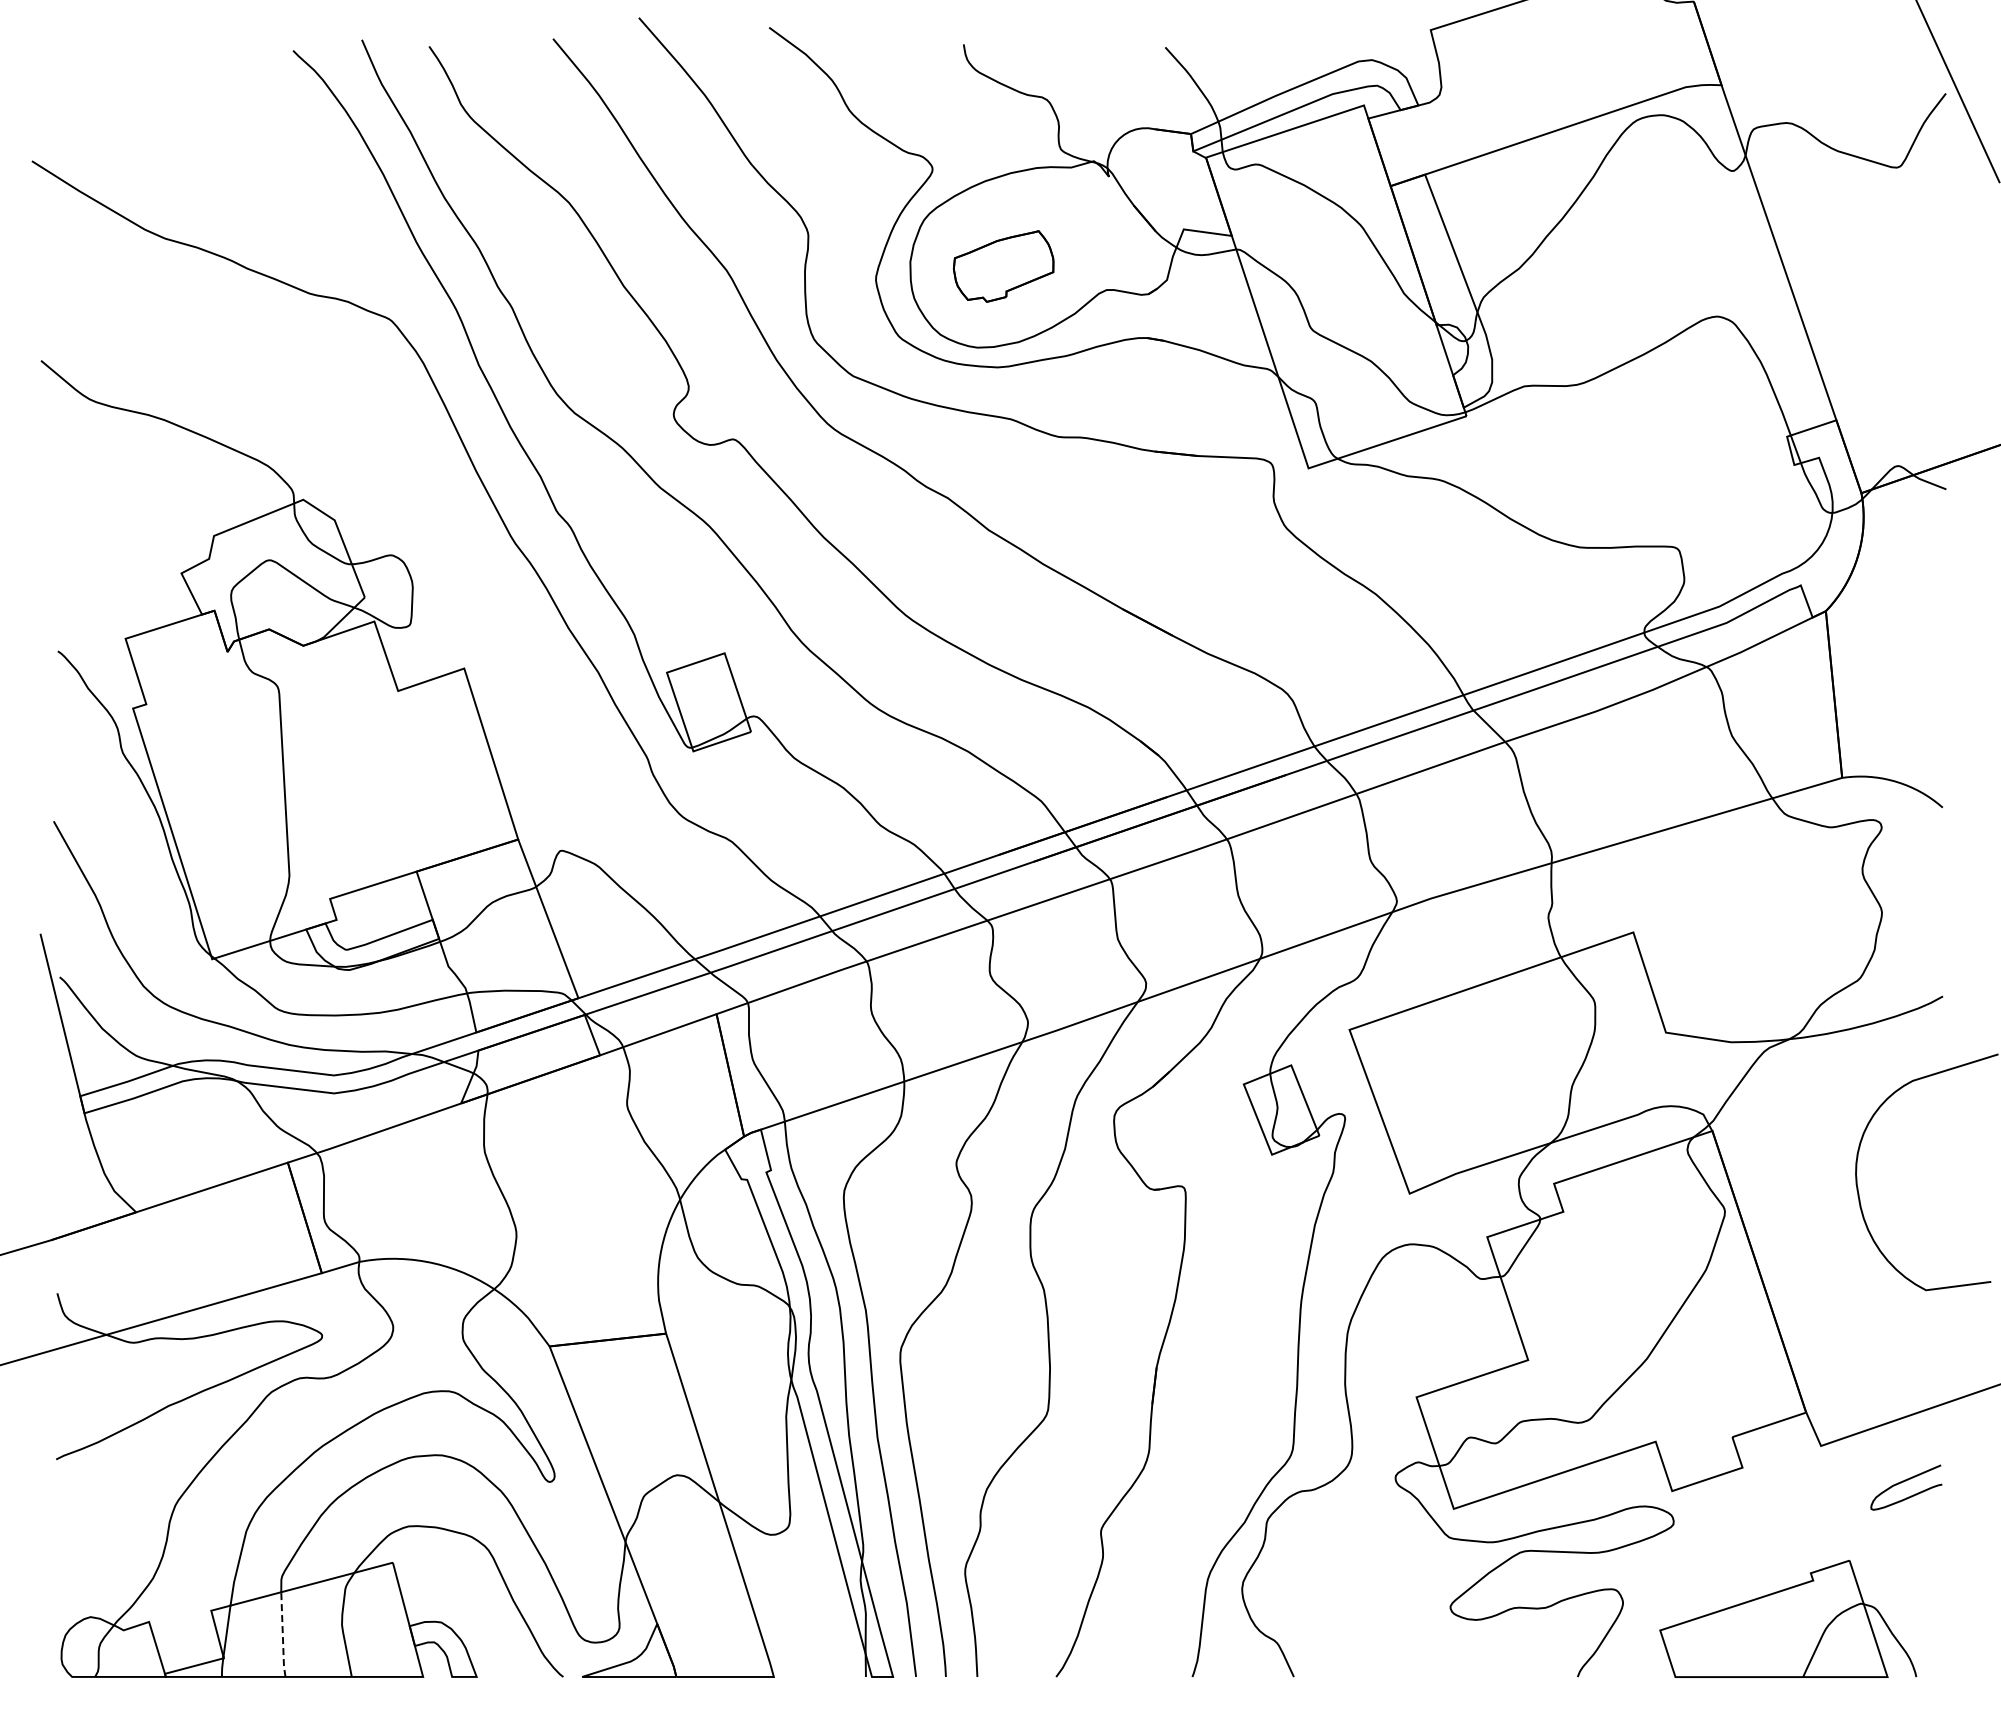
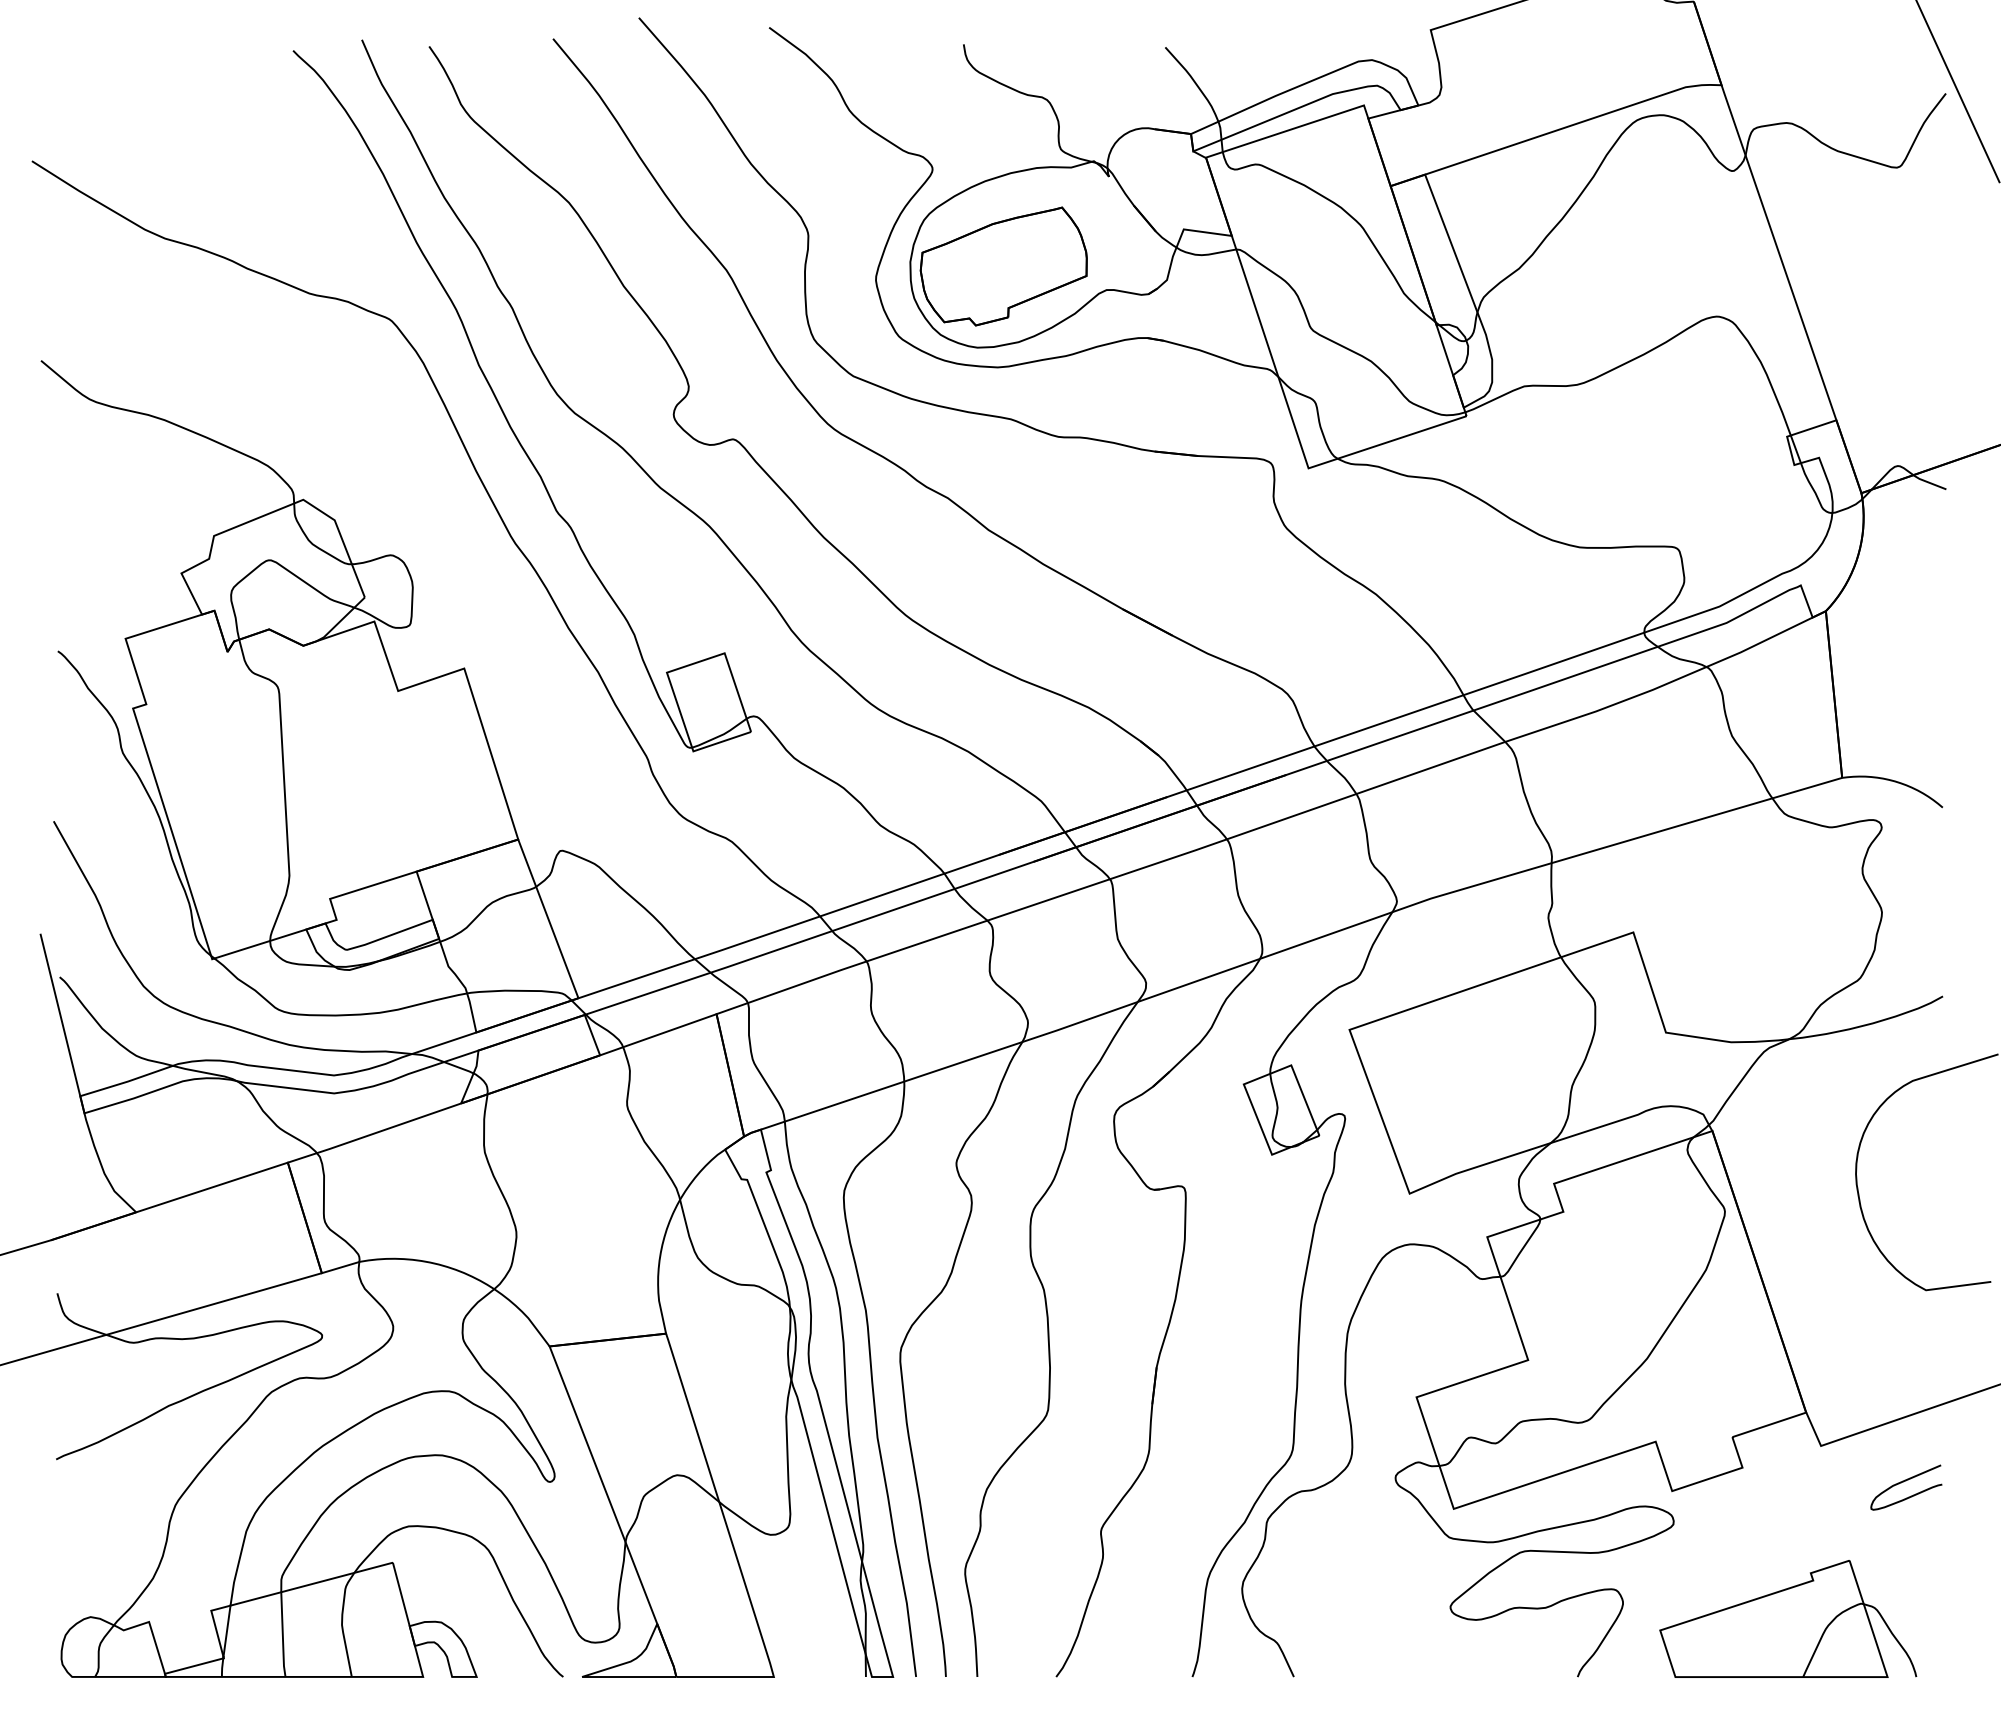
part size: 103x73 px -> 169x121 px (1003, 266)
line: dashed -> solid (282, 1634)
